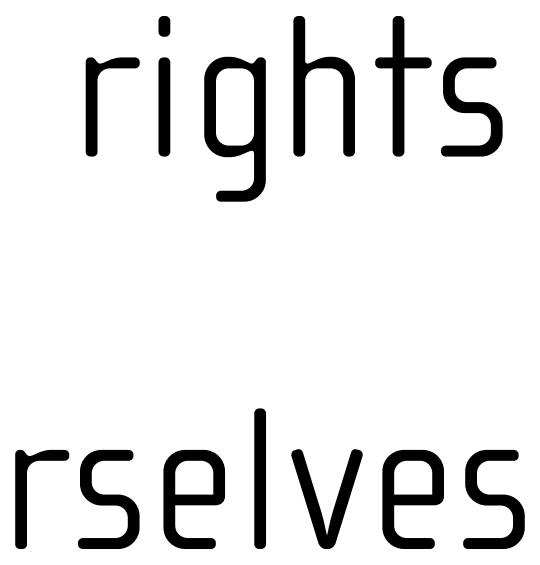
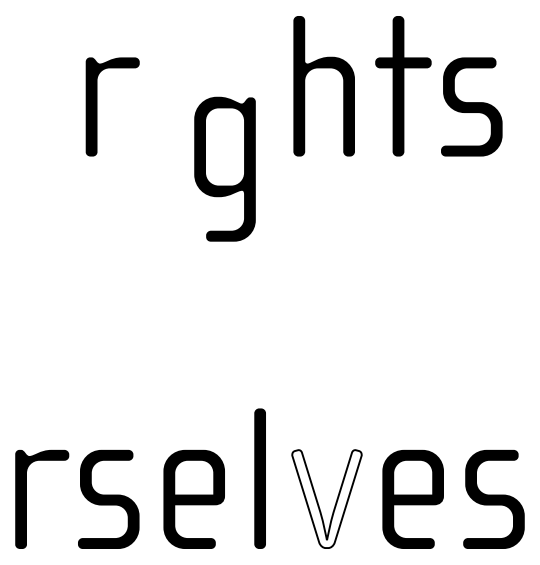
part: present -> none (164, 86)
part position: (234, 128) -> (224, 168) (224, 168)
fill: present -> none (326, 499)
